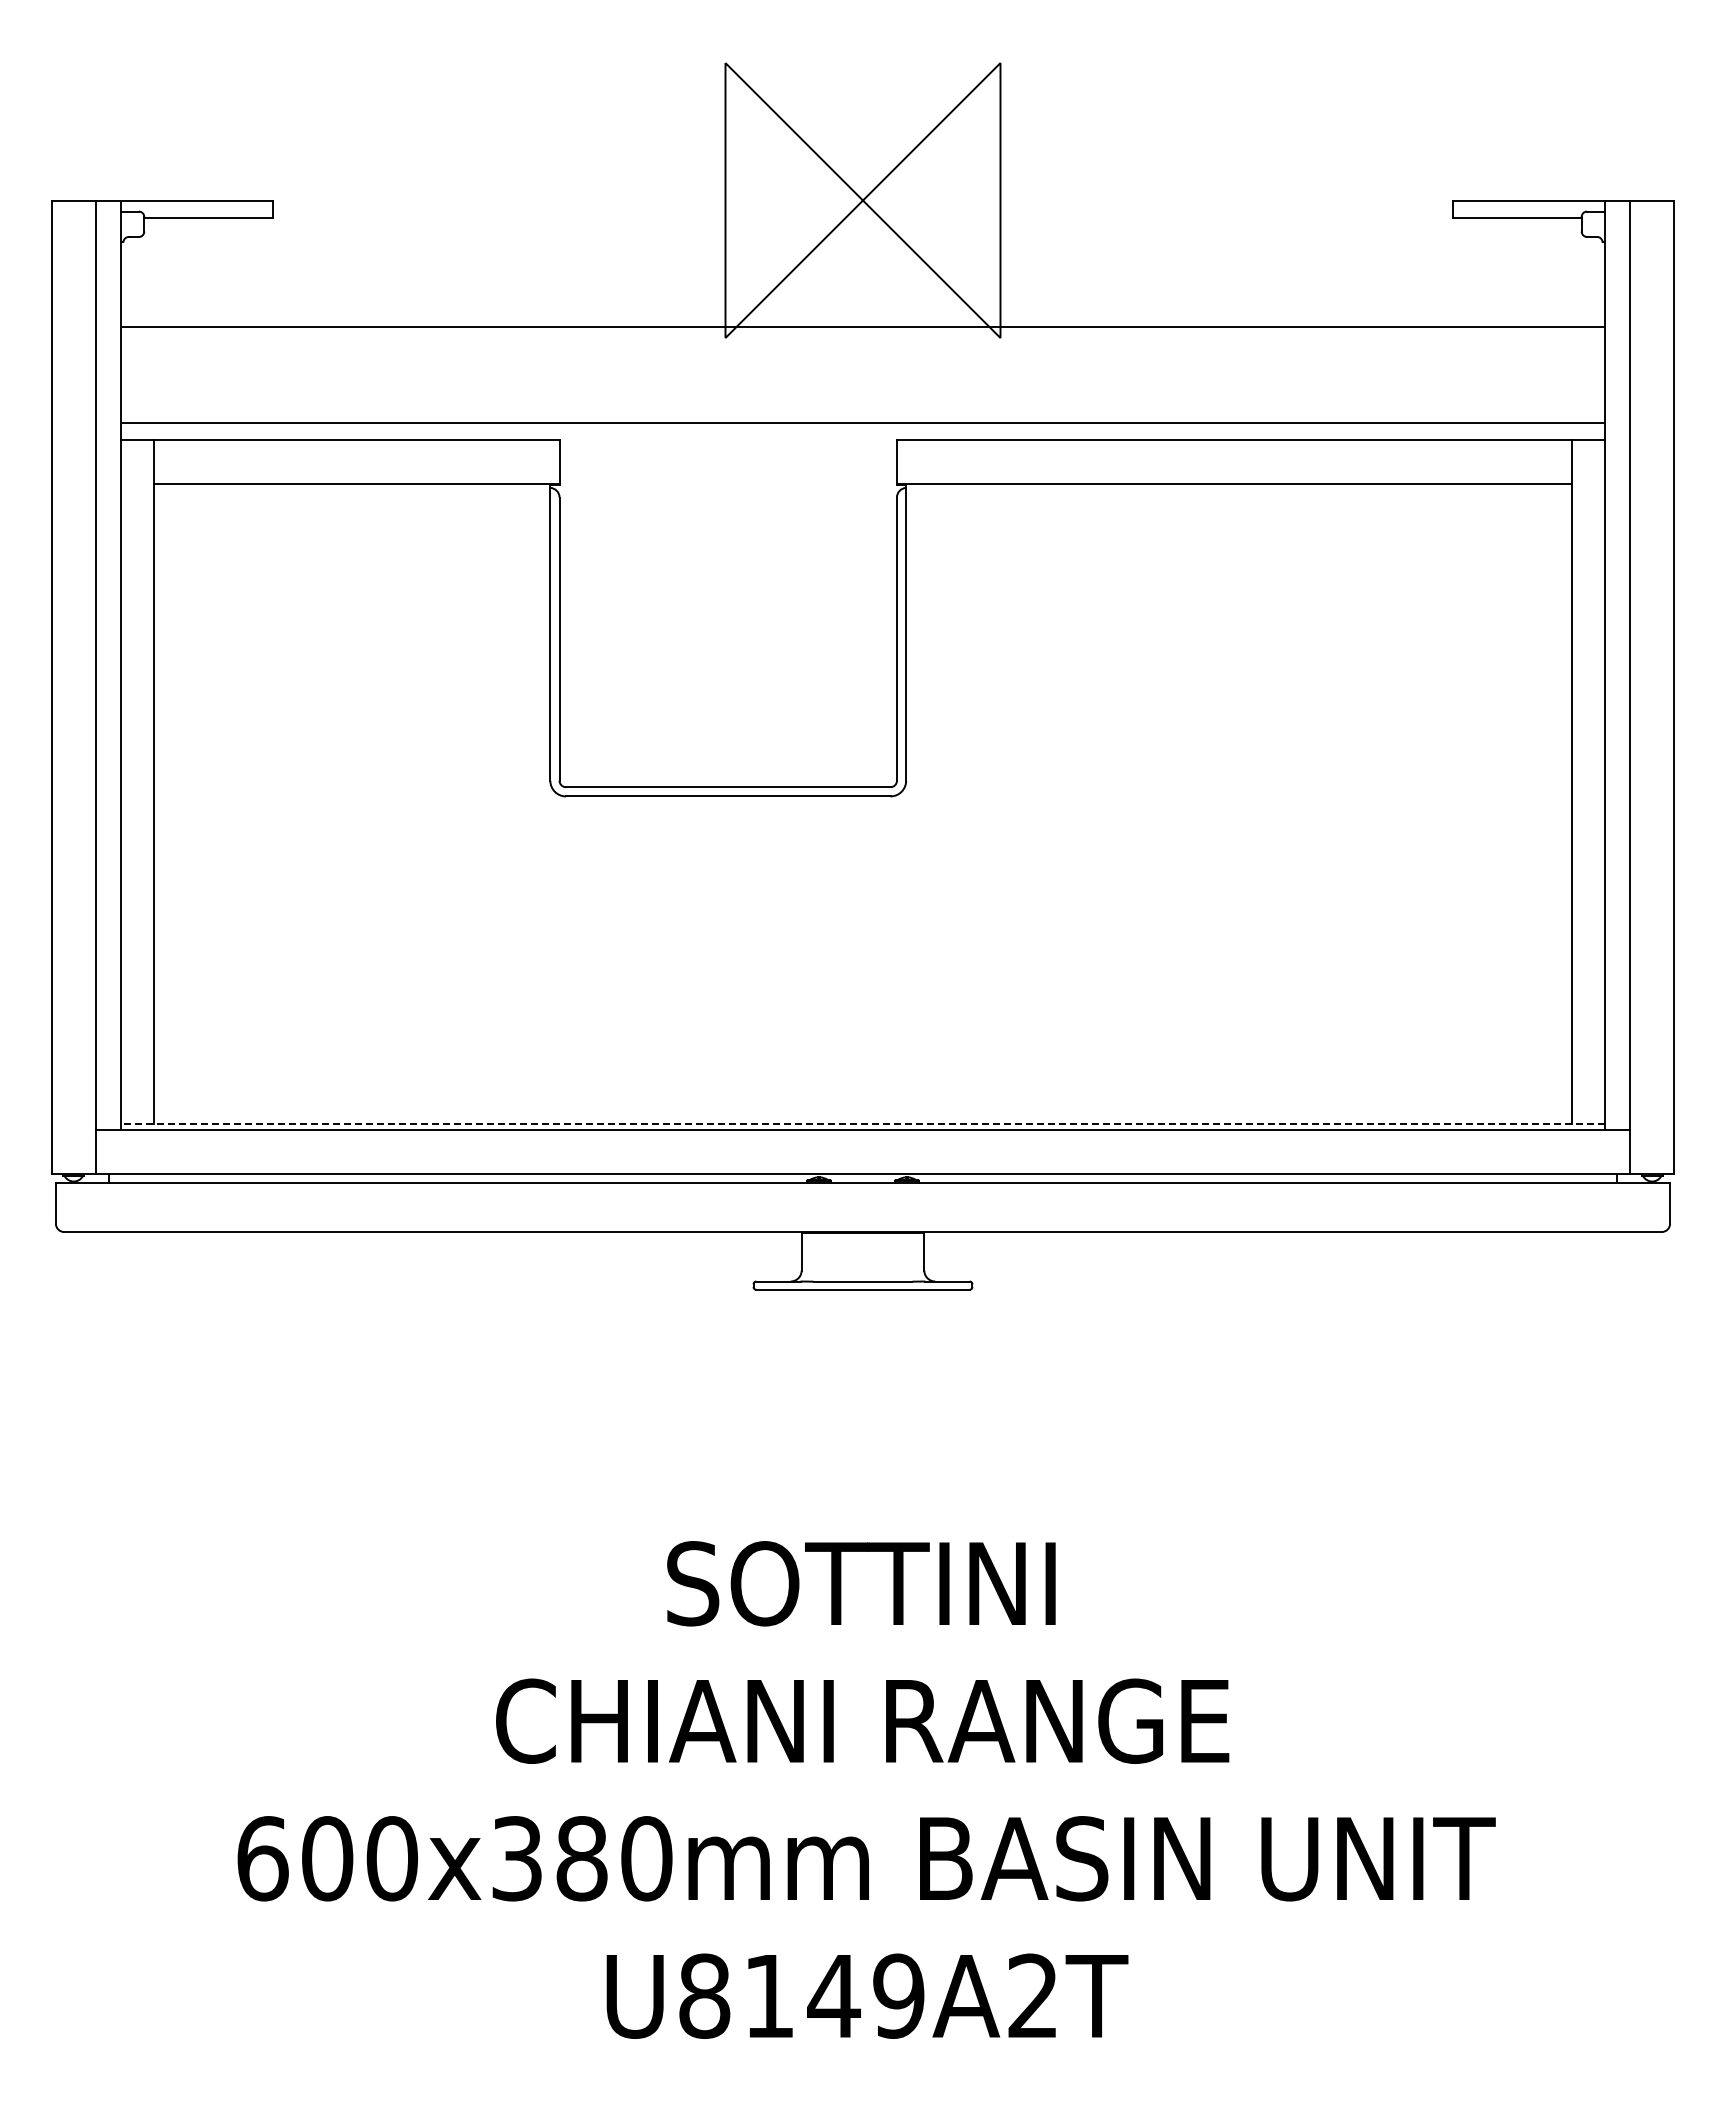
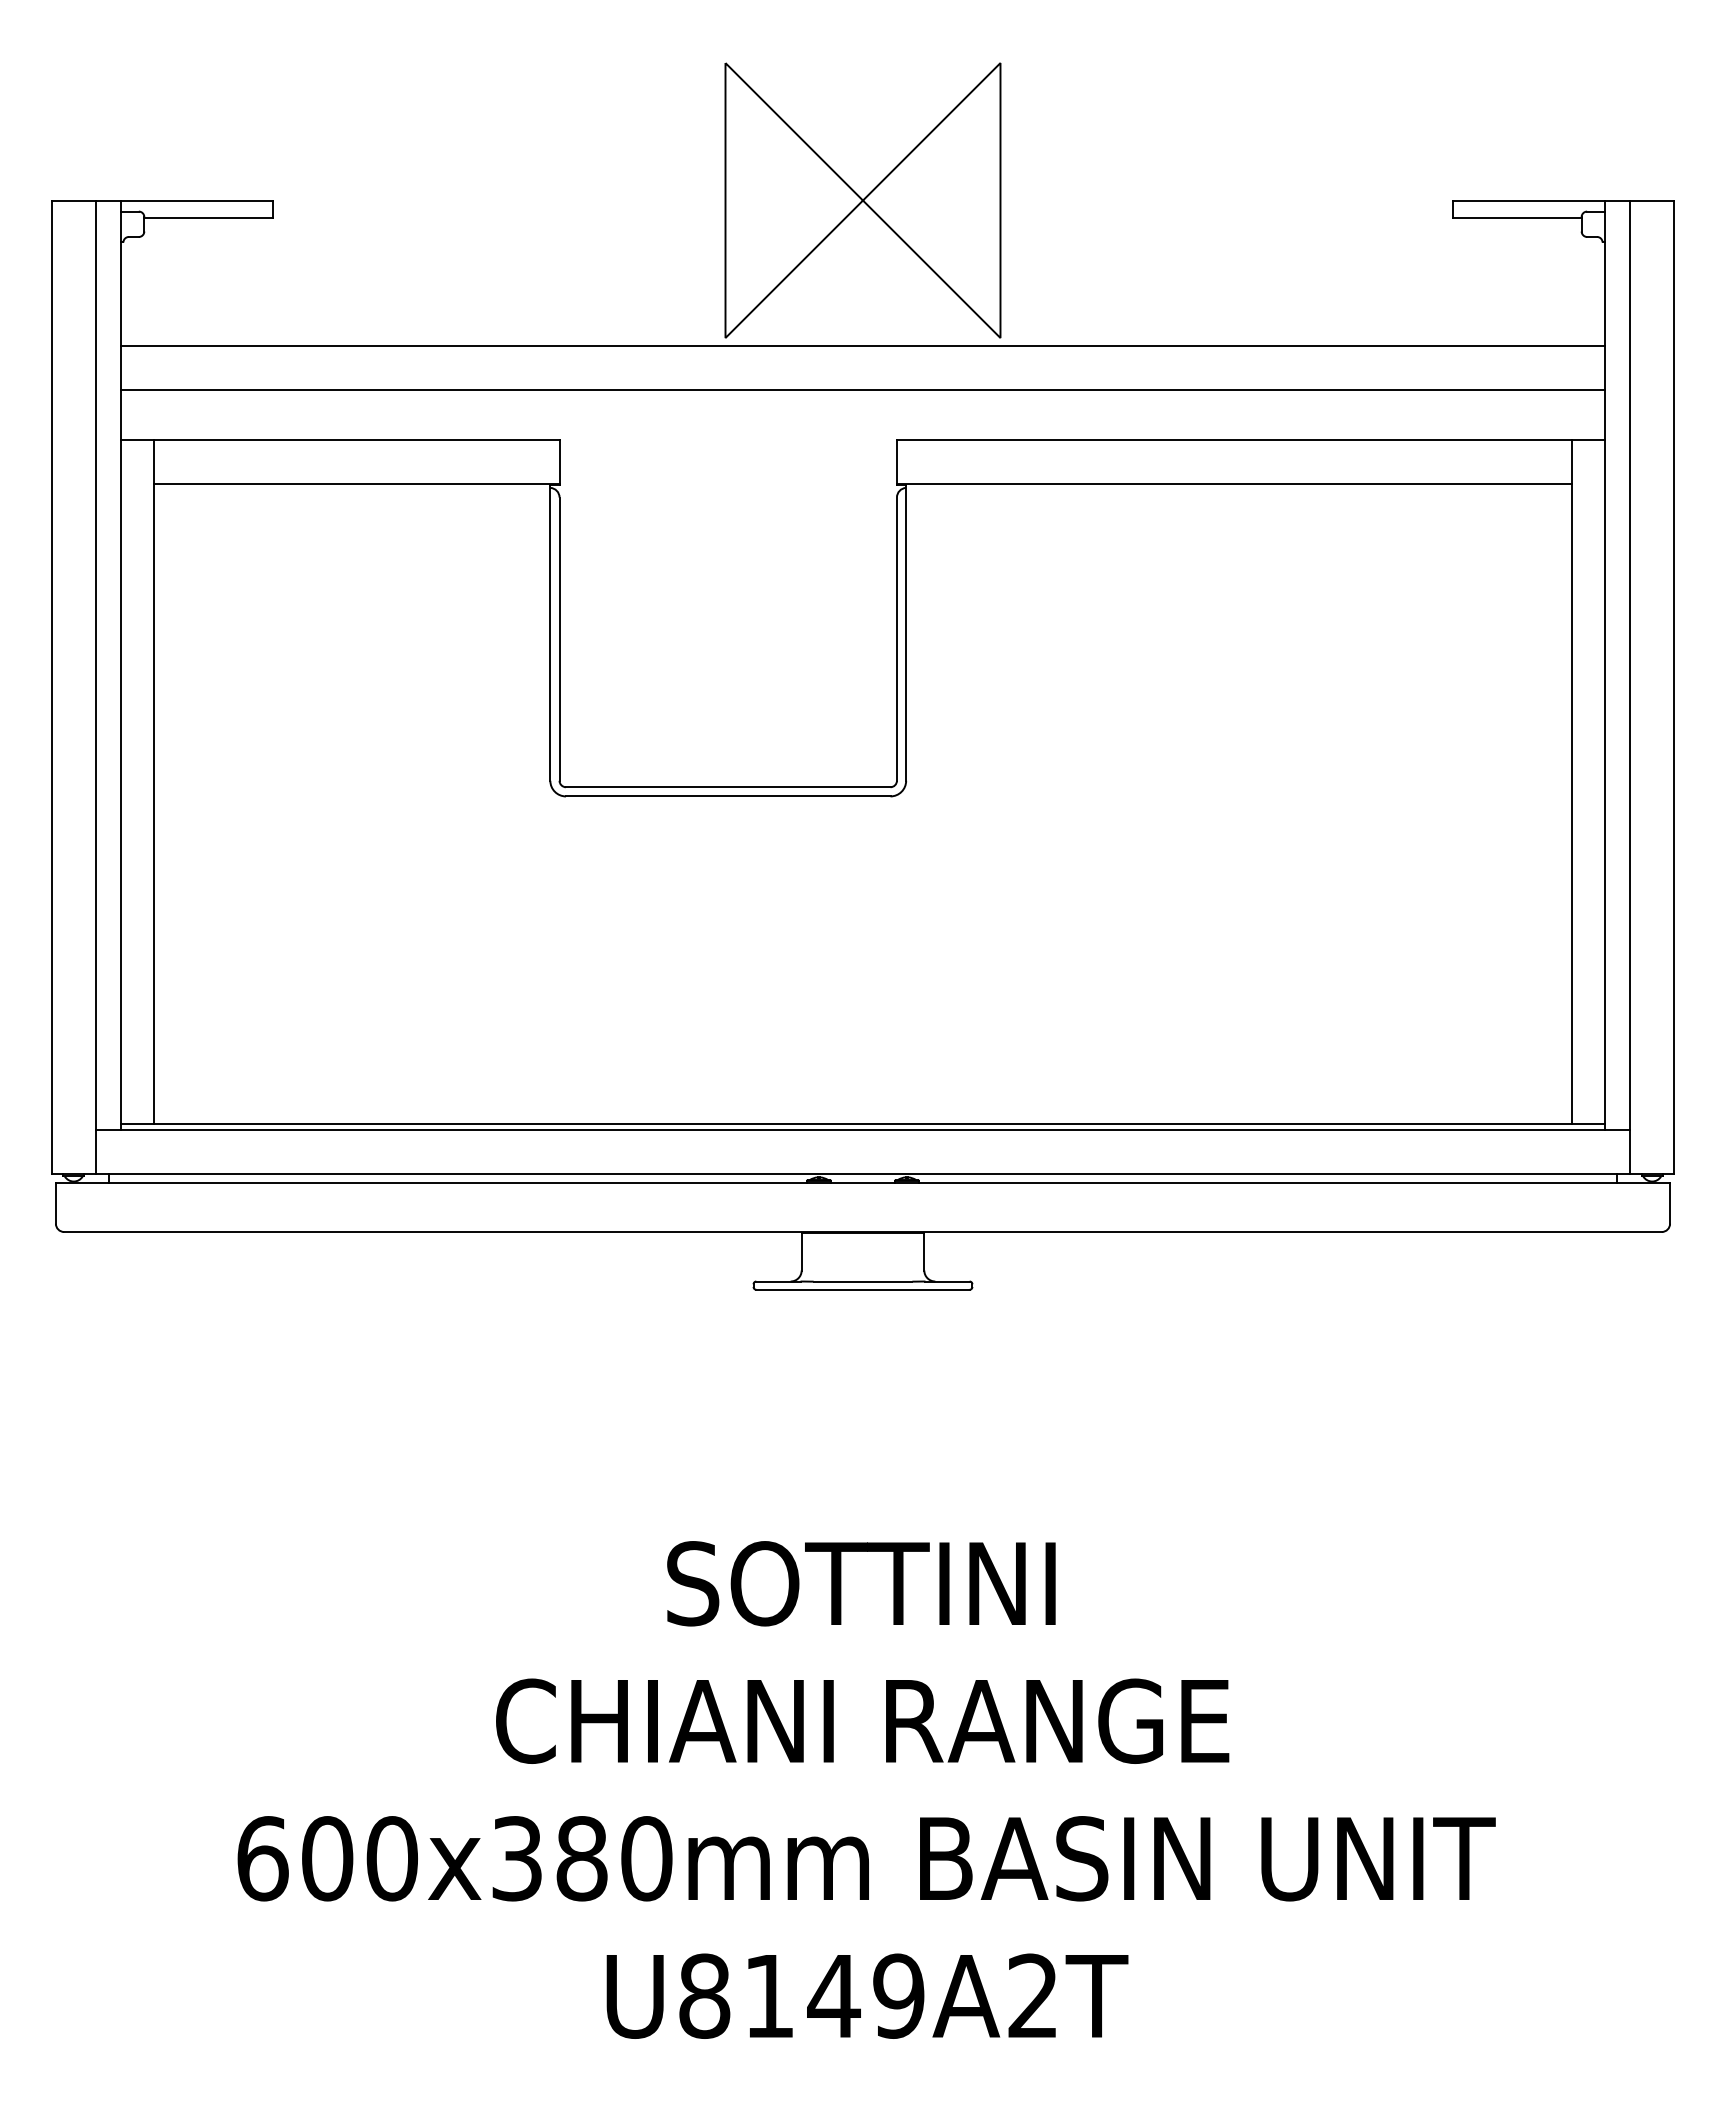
line position: (862, 327) -> (862, 346) (862, 346)
line position: (862, 423) -> (862, 390) (862, 390)
line: dashed -> solid (862, 1124)
